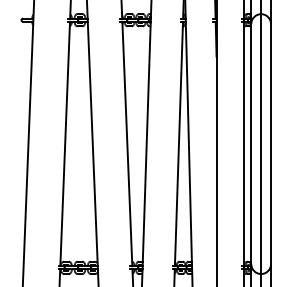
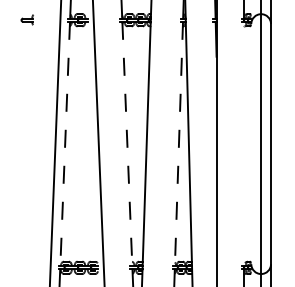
line position: (28, 142) -> (55, 142) (55, 142)
line position: (92, 142) -> (98, 142) (98, 142)
line: present -> none (251, 142)
line: present -> none (244, 143)
line: solid -> dashed (65, 144)
line: solid -> dashed (127, 144)
line: solid -> dashed (178, 144)
